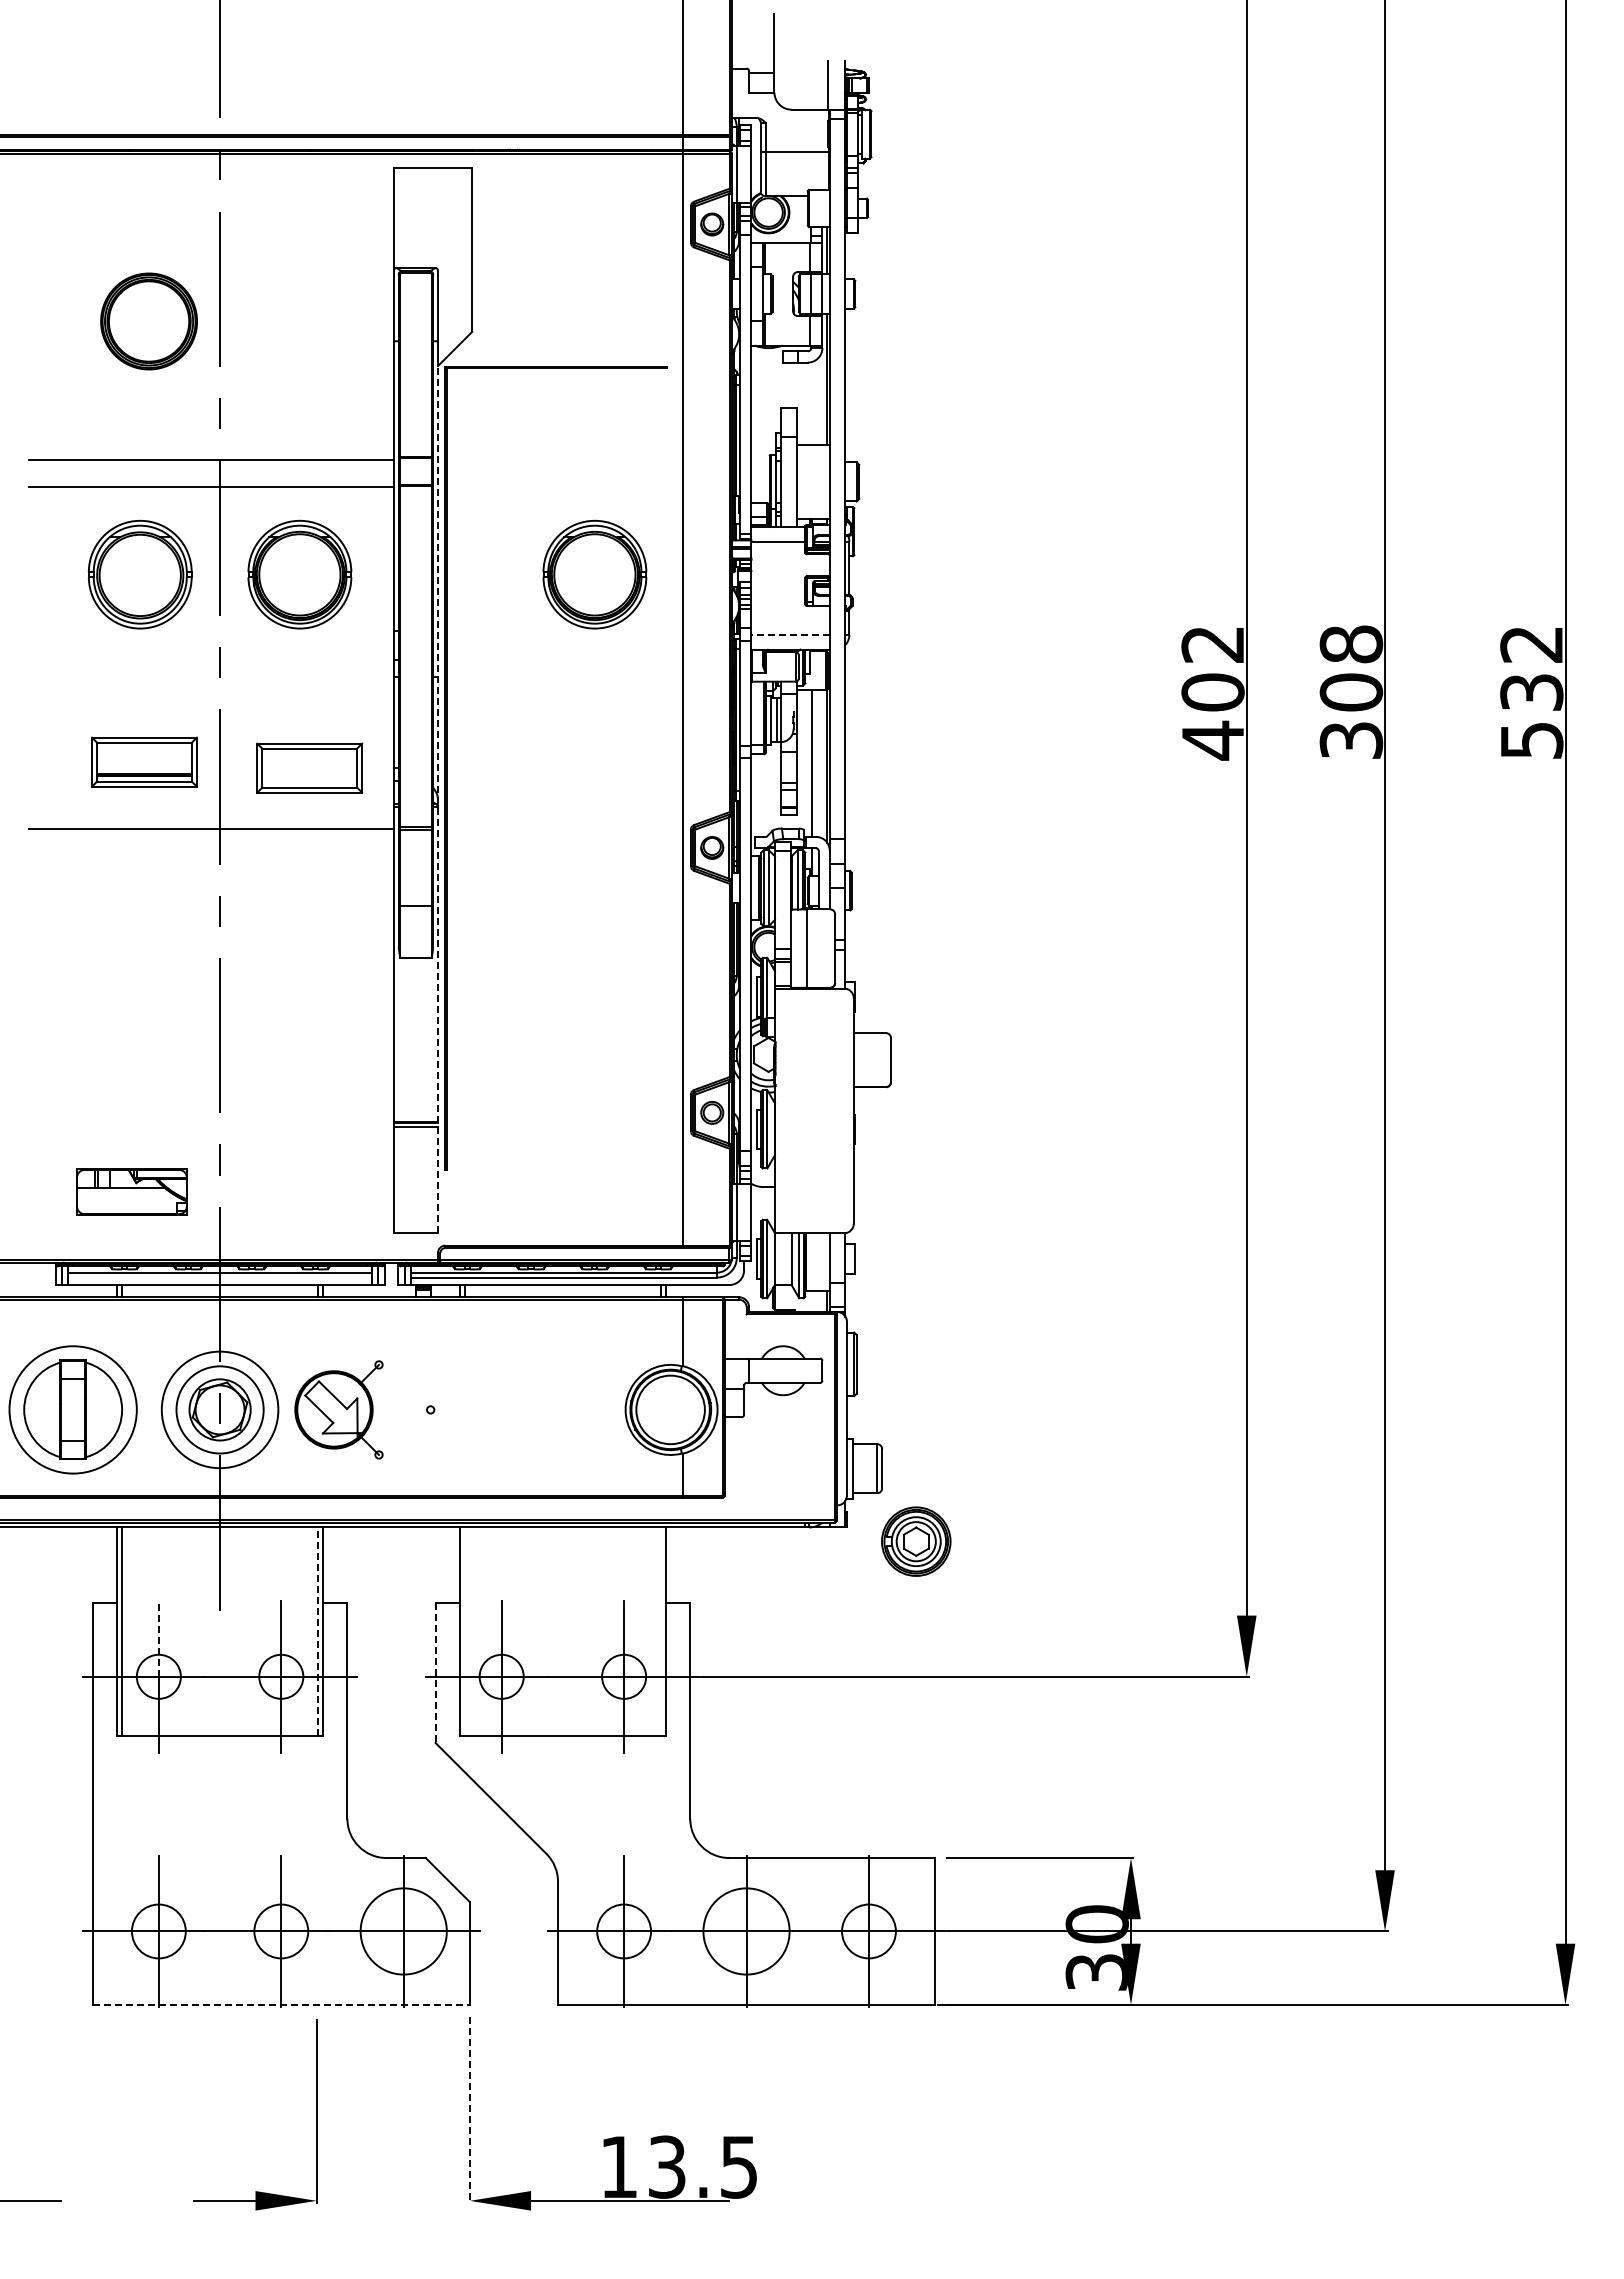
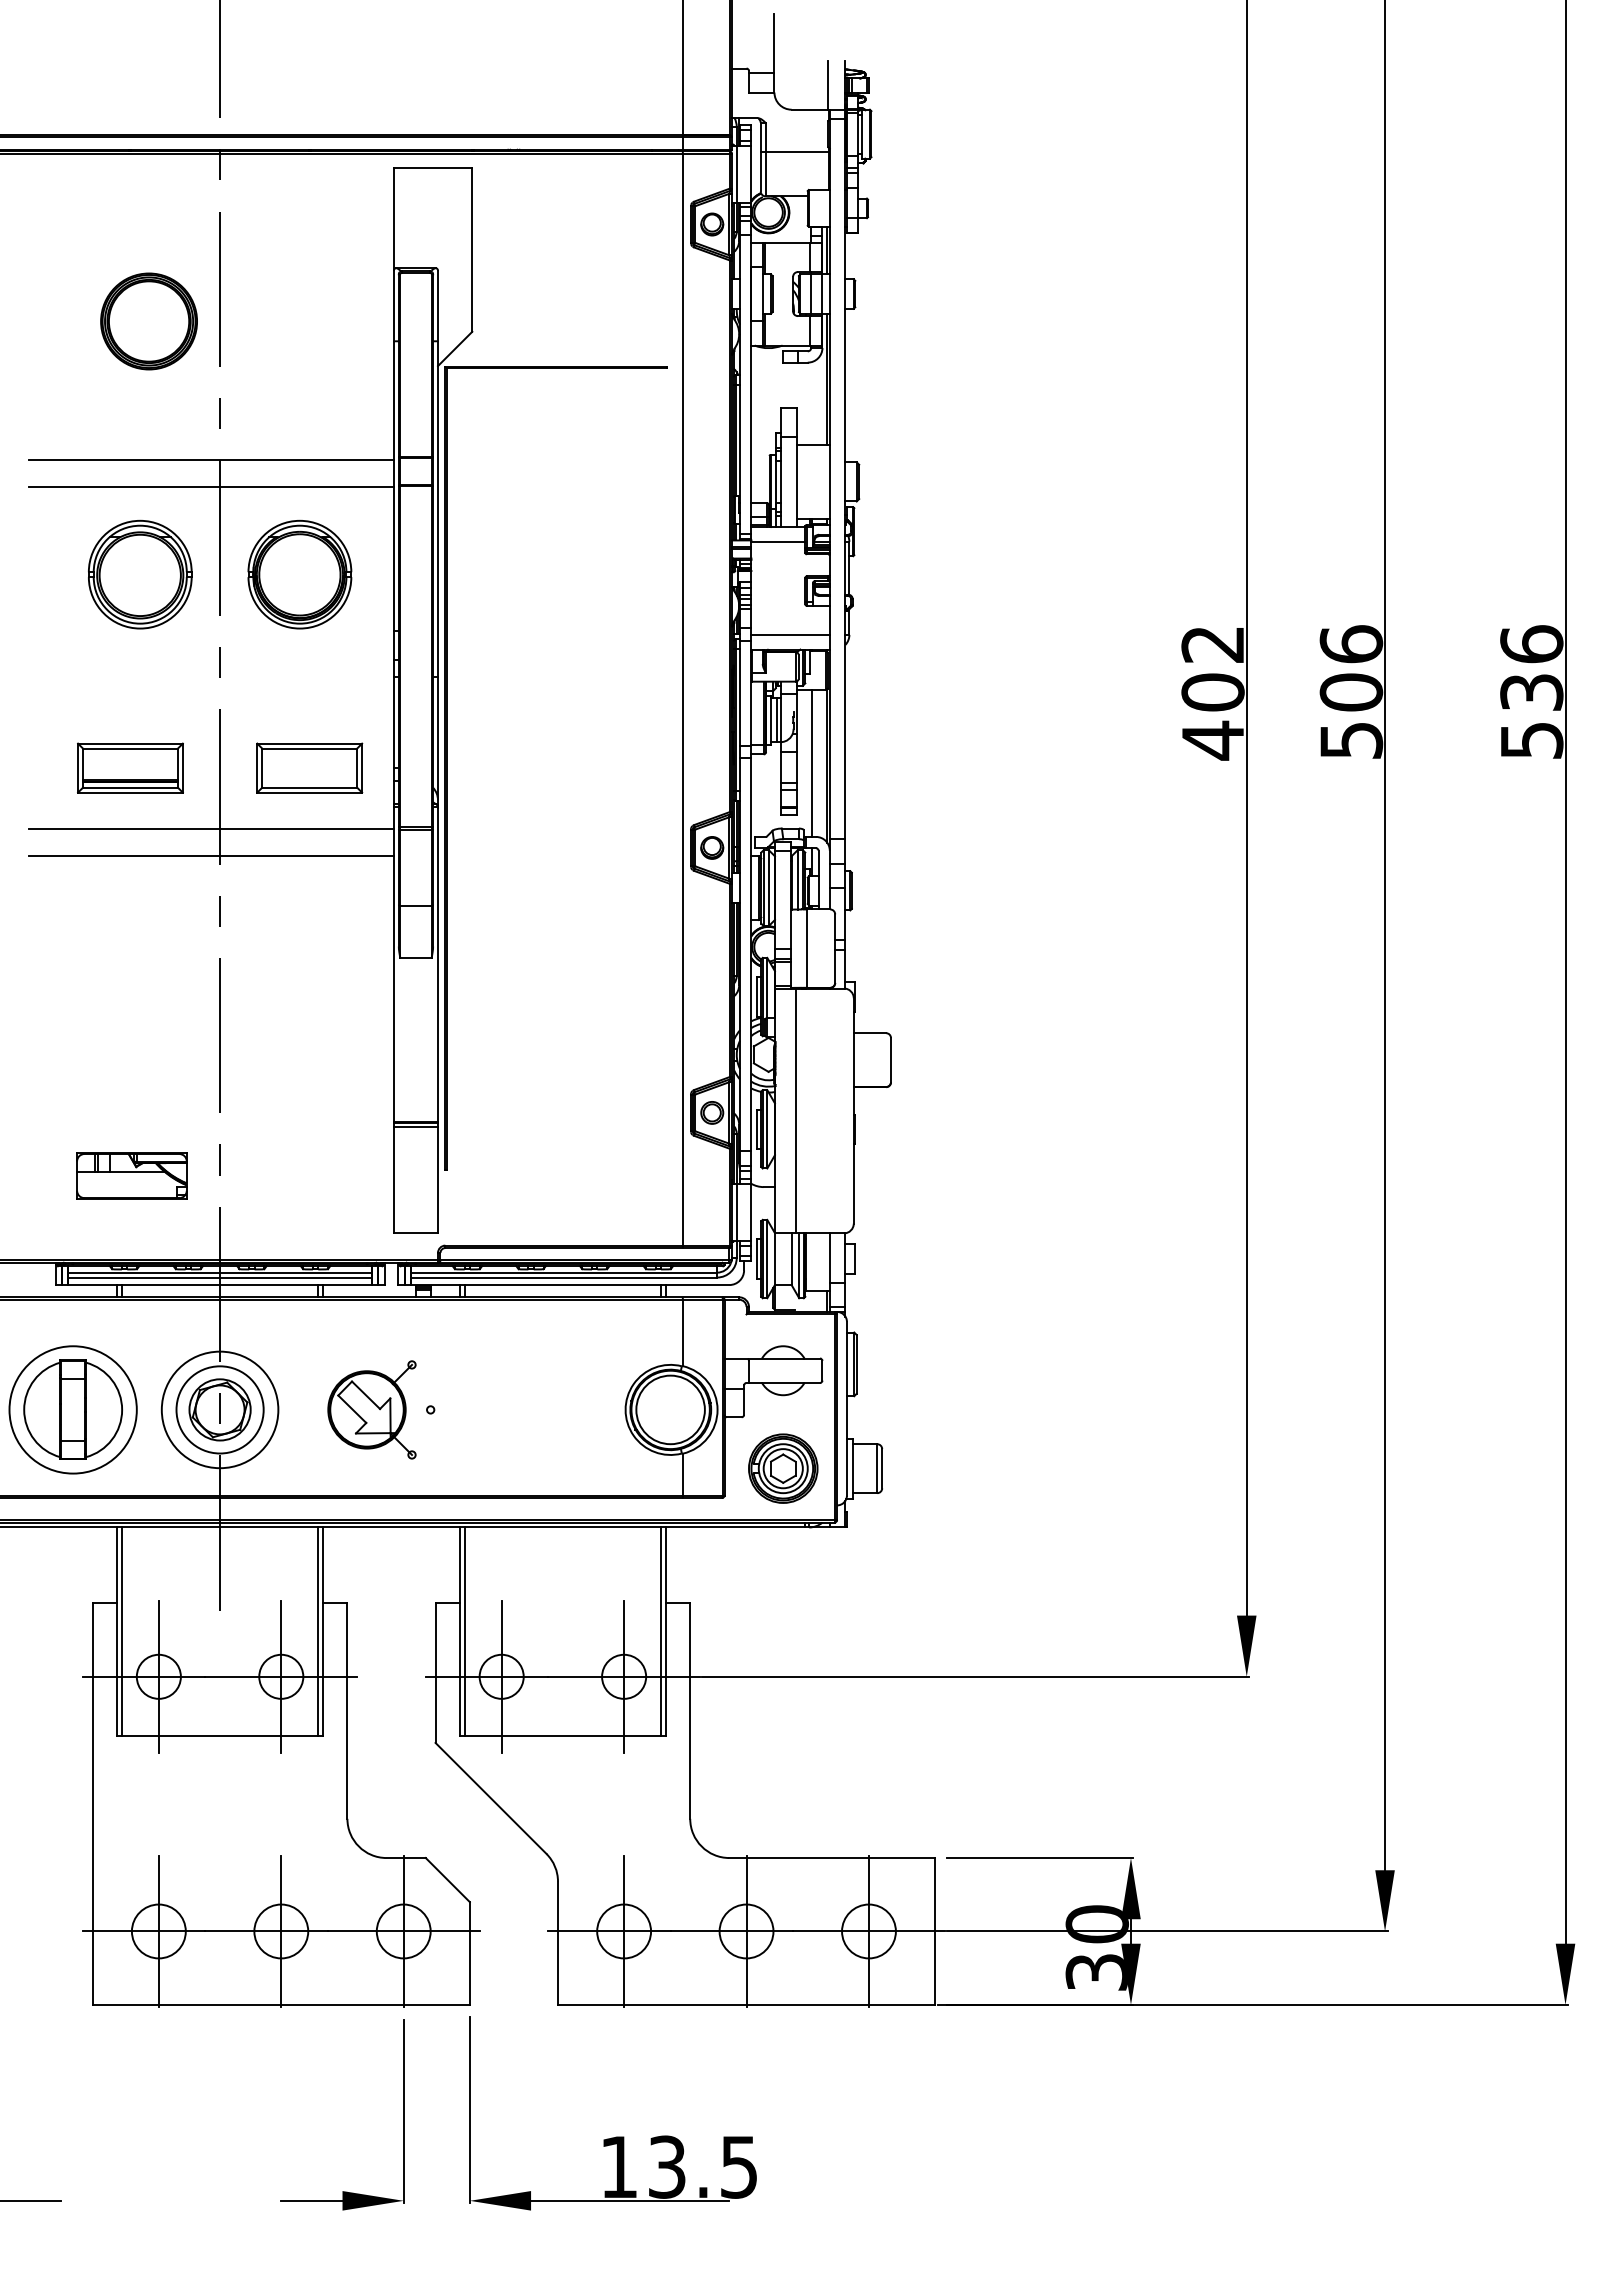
part: present -> none (594, 574)
line: dashed -> solid (790, 634)
text: 532 -> 536 (1531, 644)
text: 308 -> 506 (1351, 691)
part position: (144, 761) -> (130, 767) (130, 767)
line: dashed -> solid (438, 798)
line: none -> present (211, 856)
line: none -> present (796, 1110)
part position: (131, 1191) -> (131, 1175) (131, 1175)
line: none -> present (219, 1277)
part position: (338, 1409) -> (371, 1409) (371, 1409)
part position: (916, 1541) -> (783, 1468) (783, 1468)
line: dashed -> solid (318, 1631)
line: none -> present (464, 1631)
line: none -> present (660, 1631)
line: dashed -> solid (158, 1638)
line: dashed -> solid (435, 1673)
circle diameter: 86 px -> 54 px (403, 1931)
circle diameter: 86 px -> 54 px (746, 1931)
line: dashed -> solid (281, 2004)
line: dashed -> solid (469, 2110)
part position: (316, 2114) -> (403, 2114) (403, 2114)
